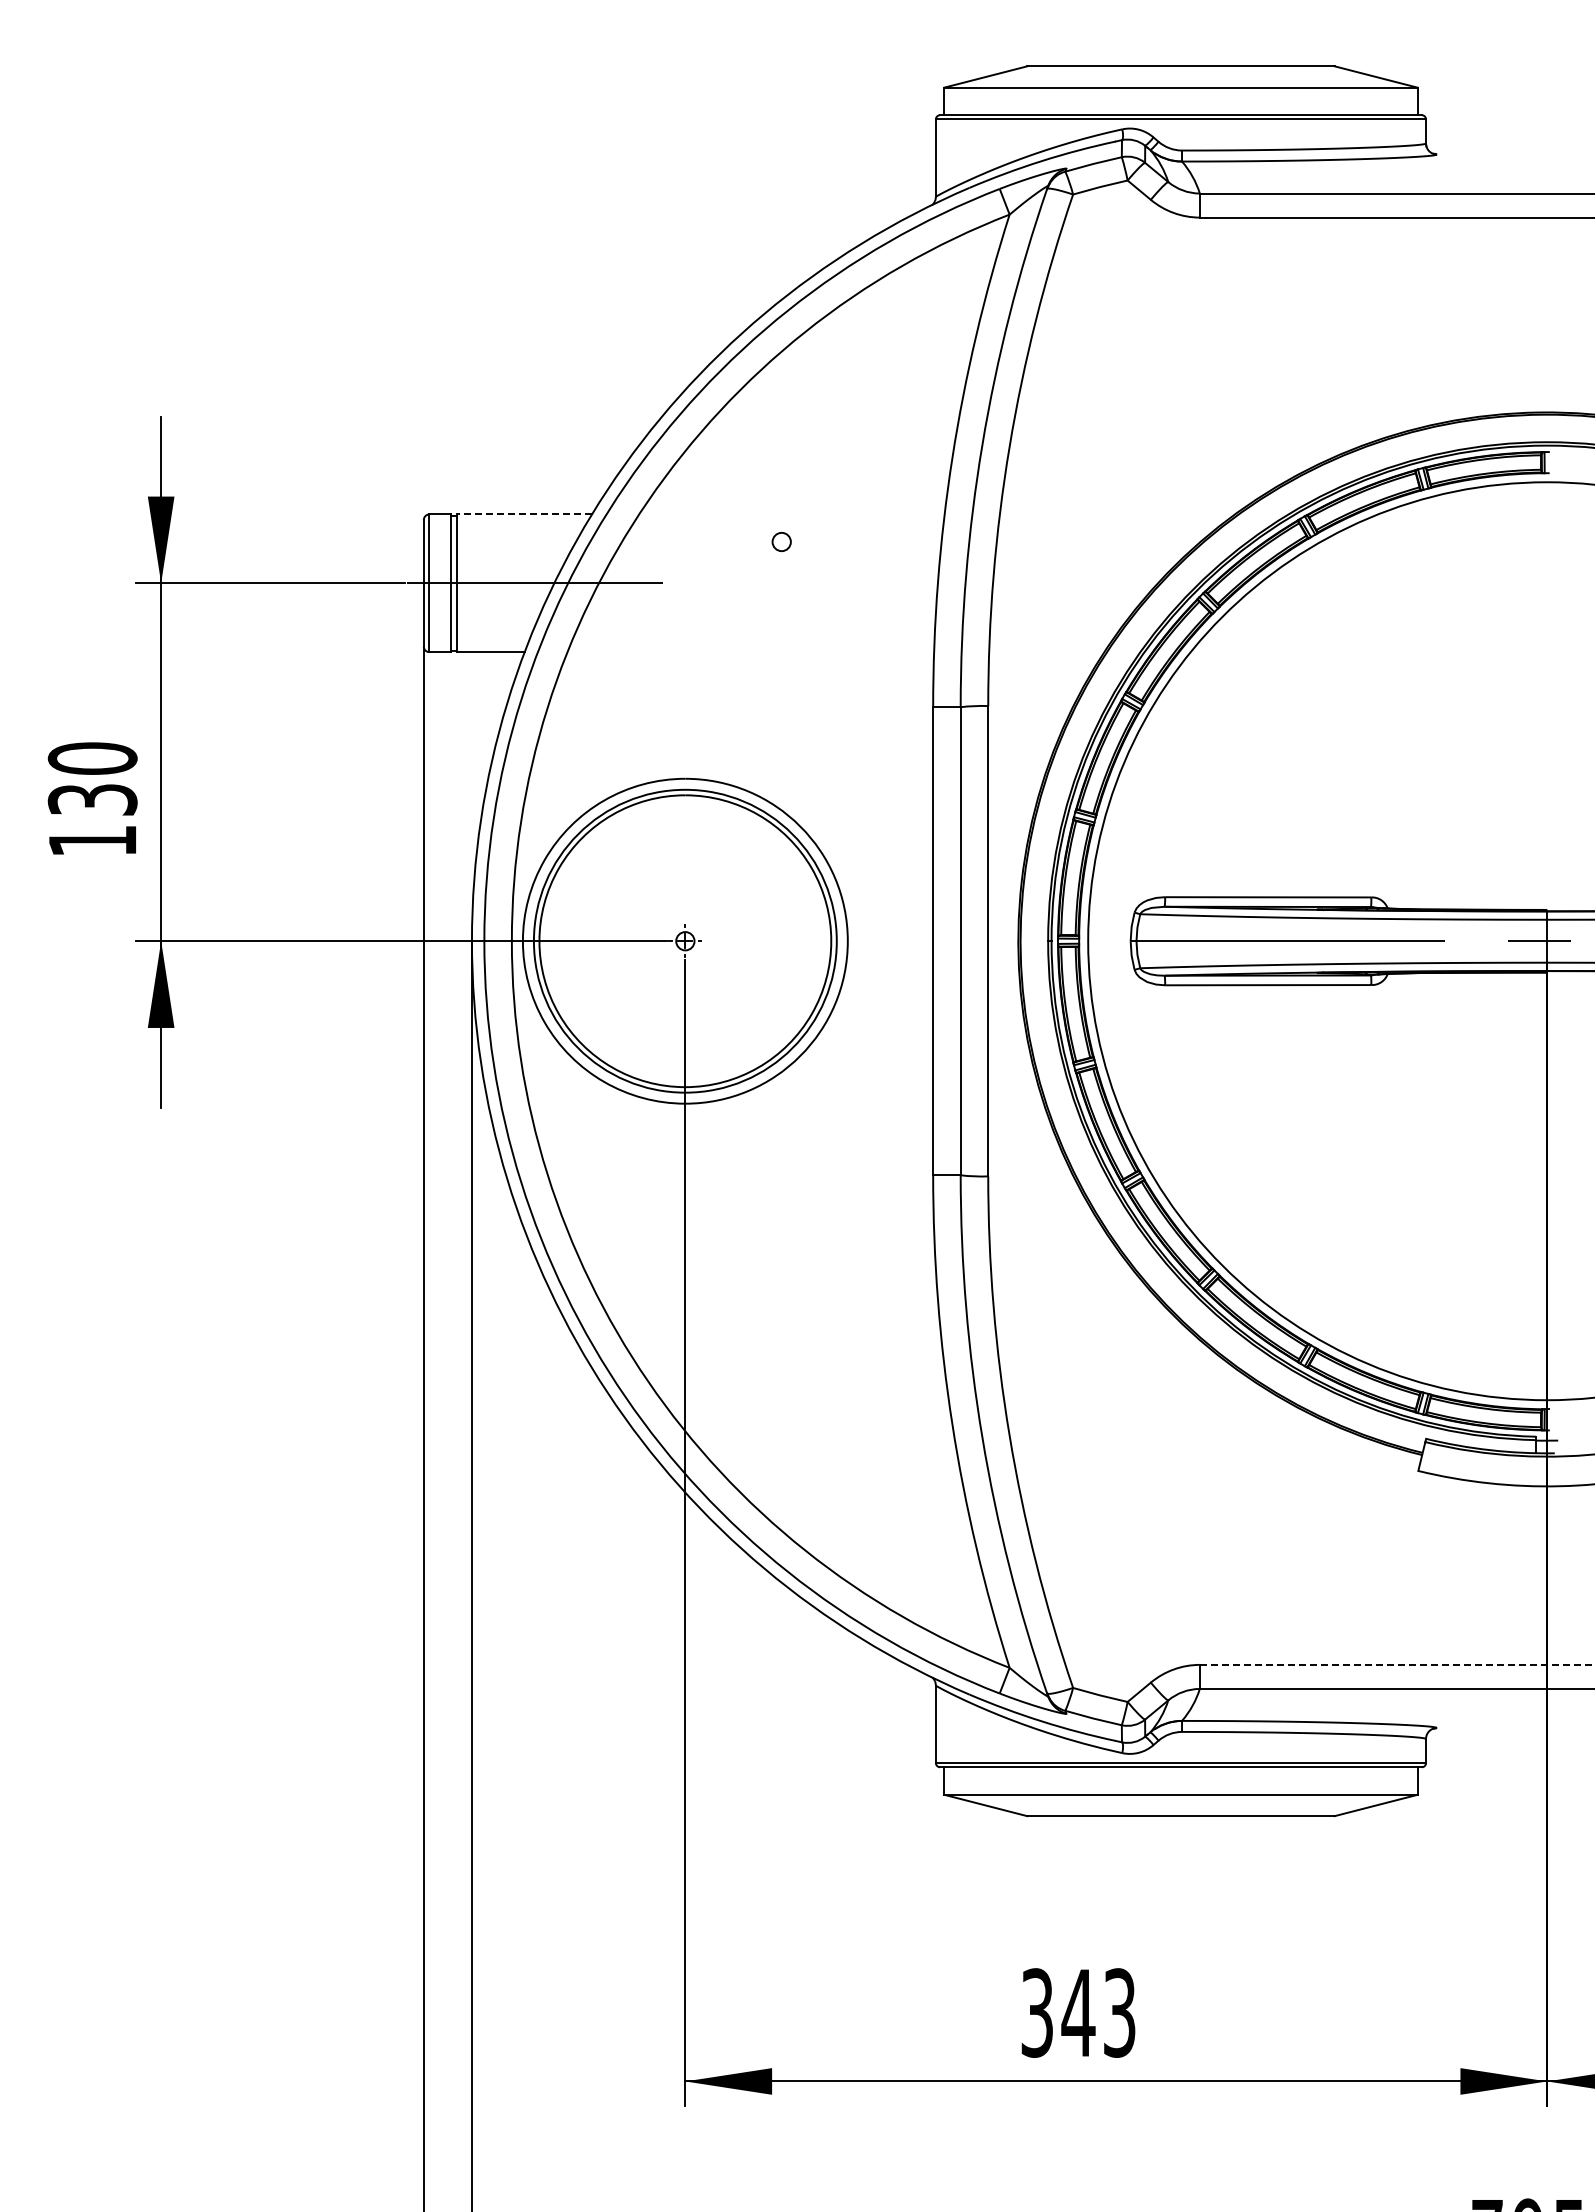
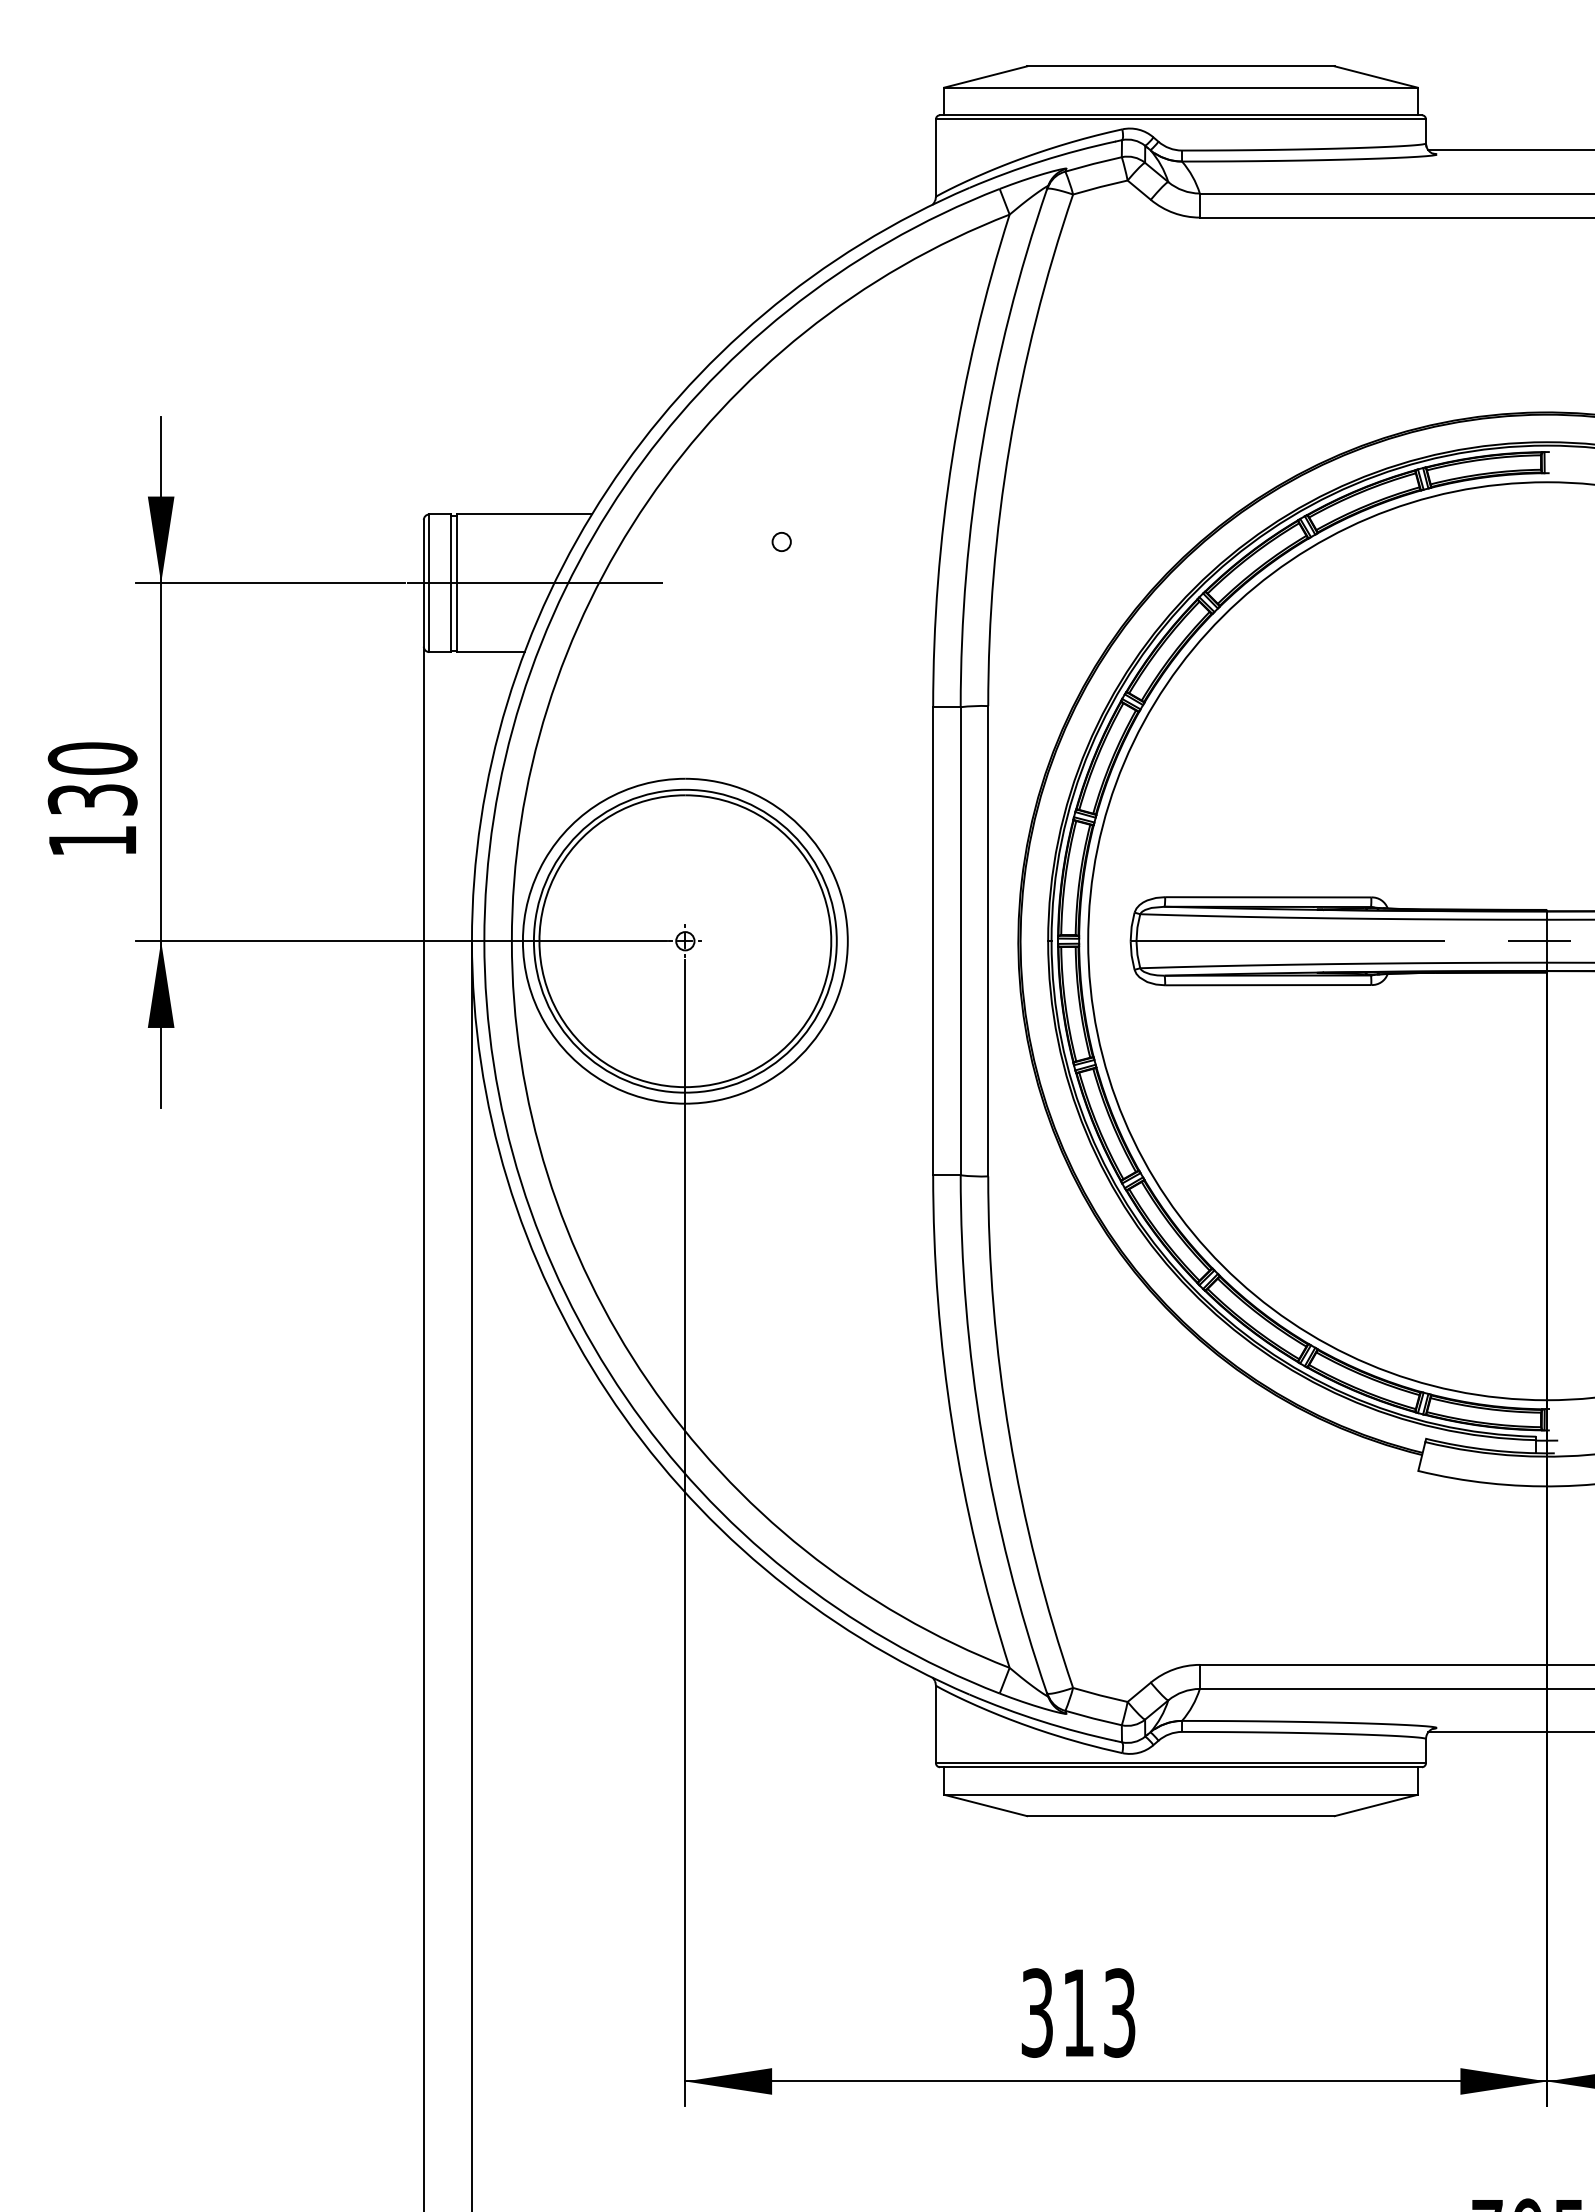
line: none -> present (1509, 150)
line: dashed -> solid (524, 514)
line: dashed -> solid (1397, 1664)
line: none -> present (1509, 1732)
text: 343 -> 313 (1078, 2012)
